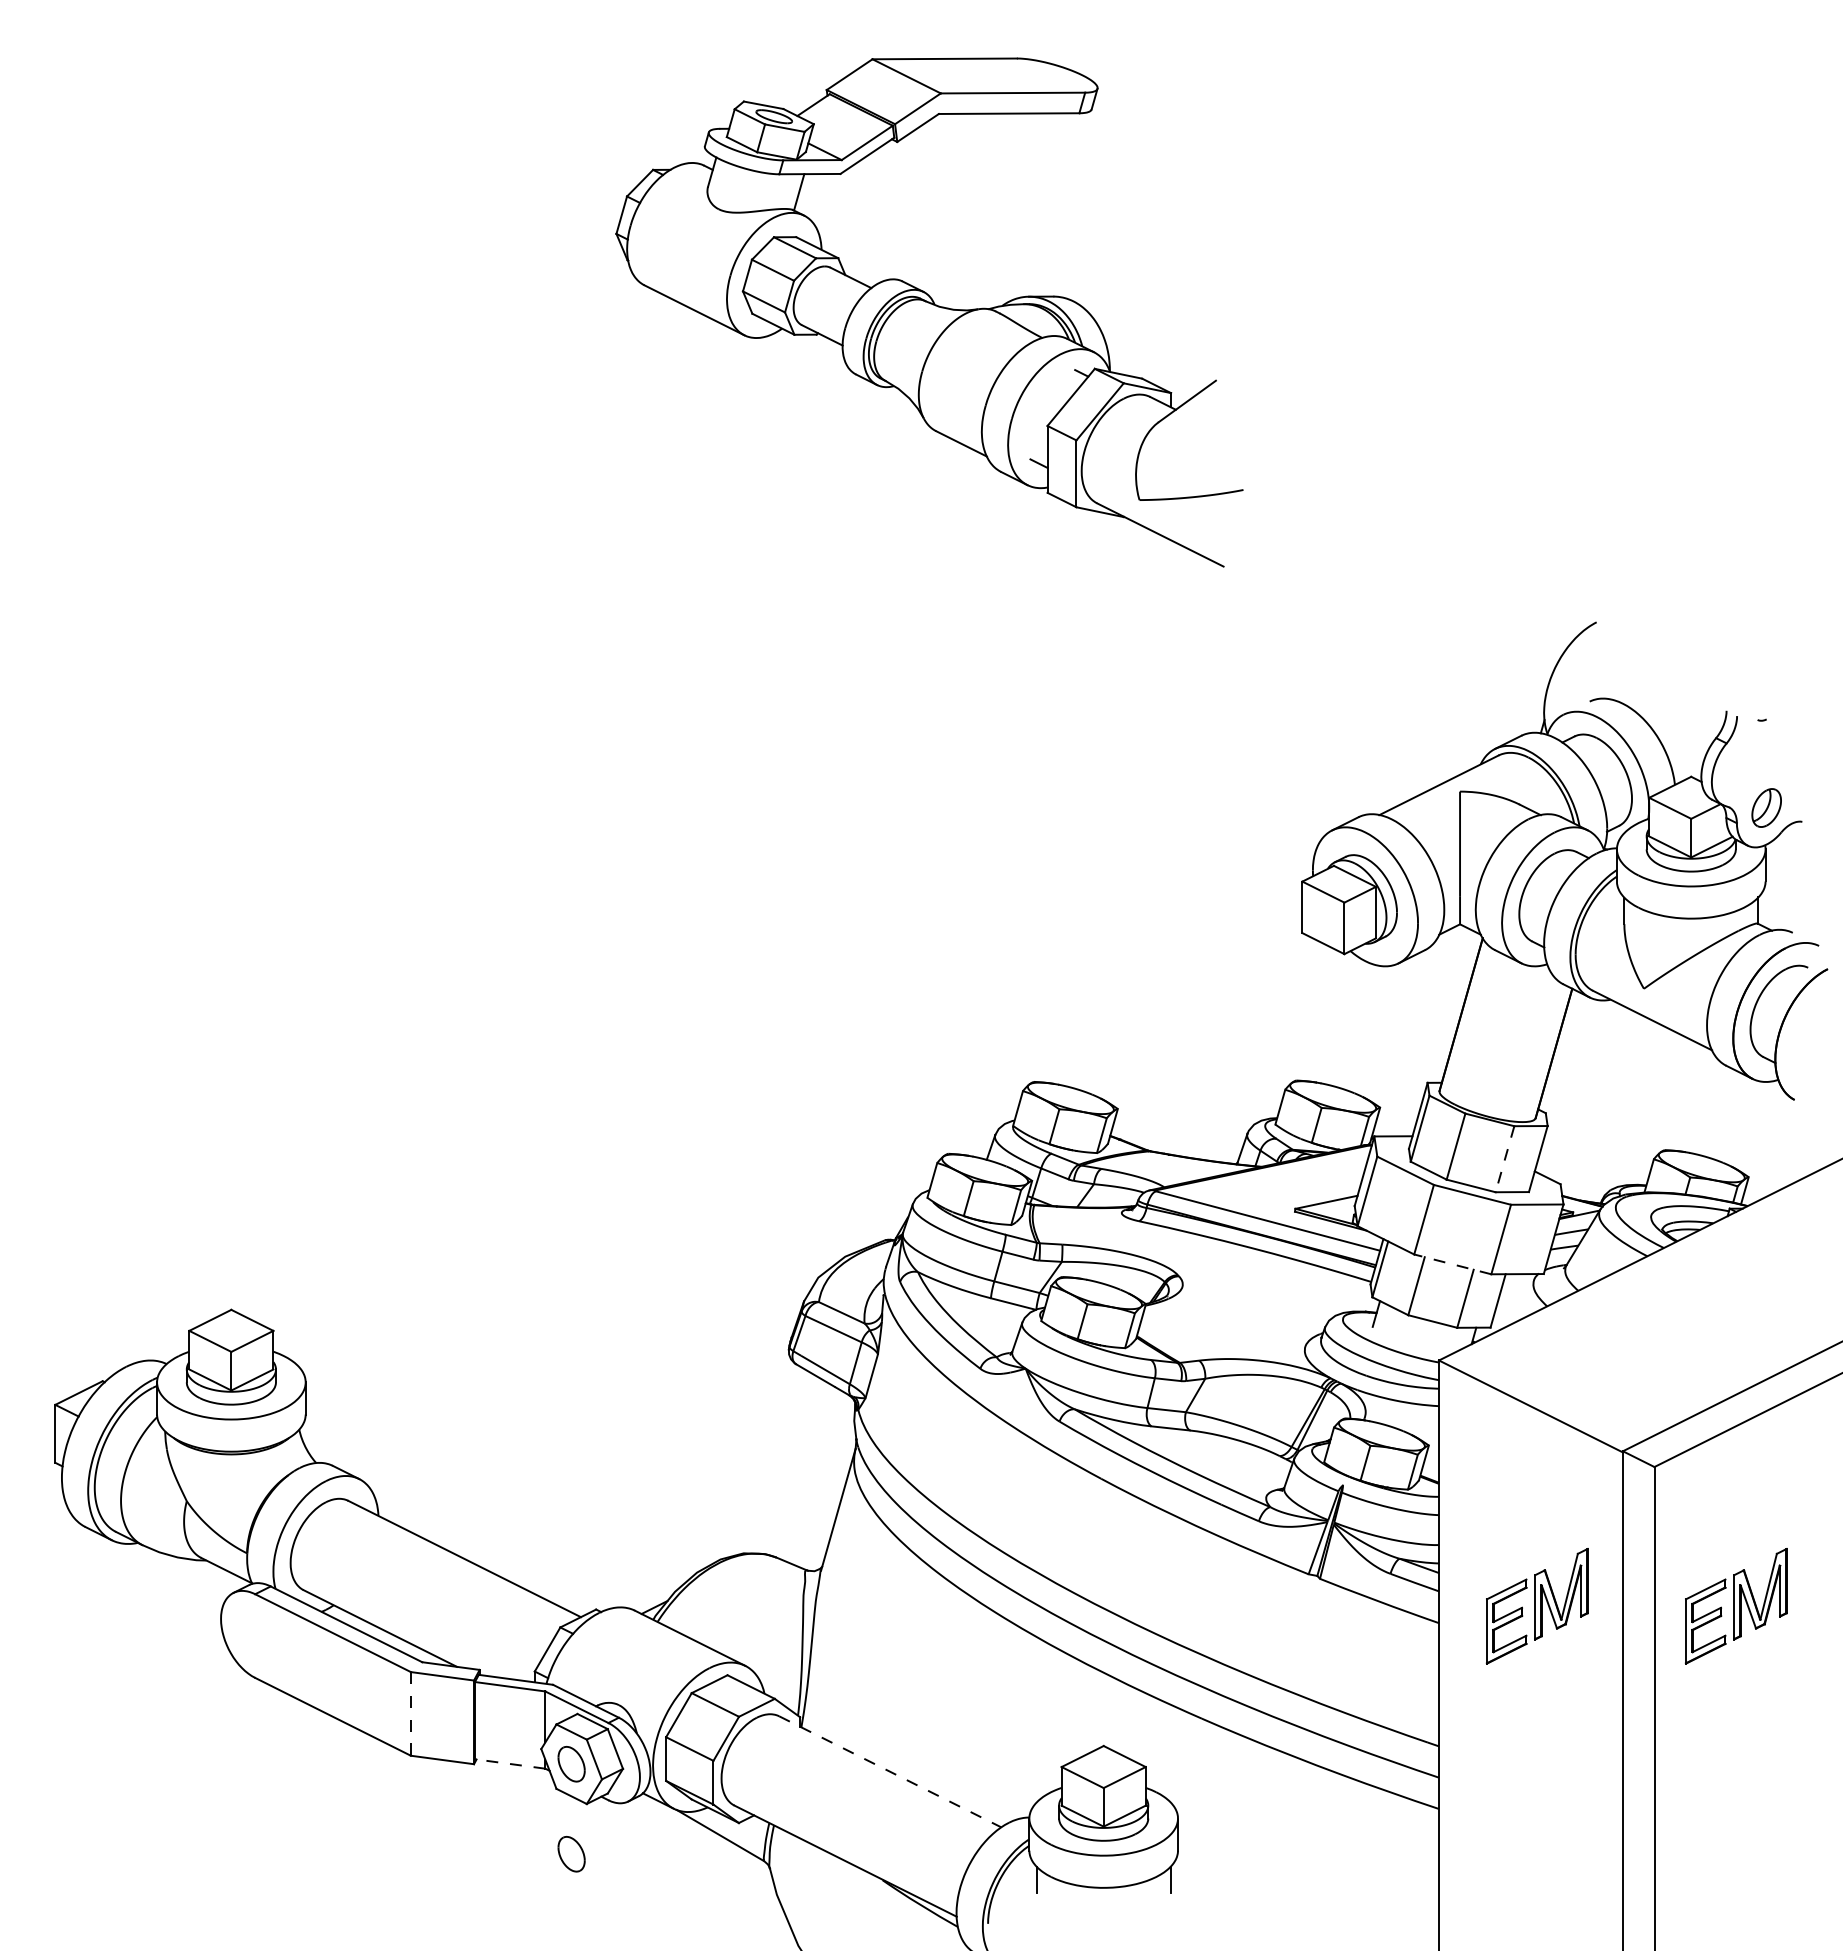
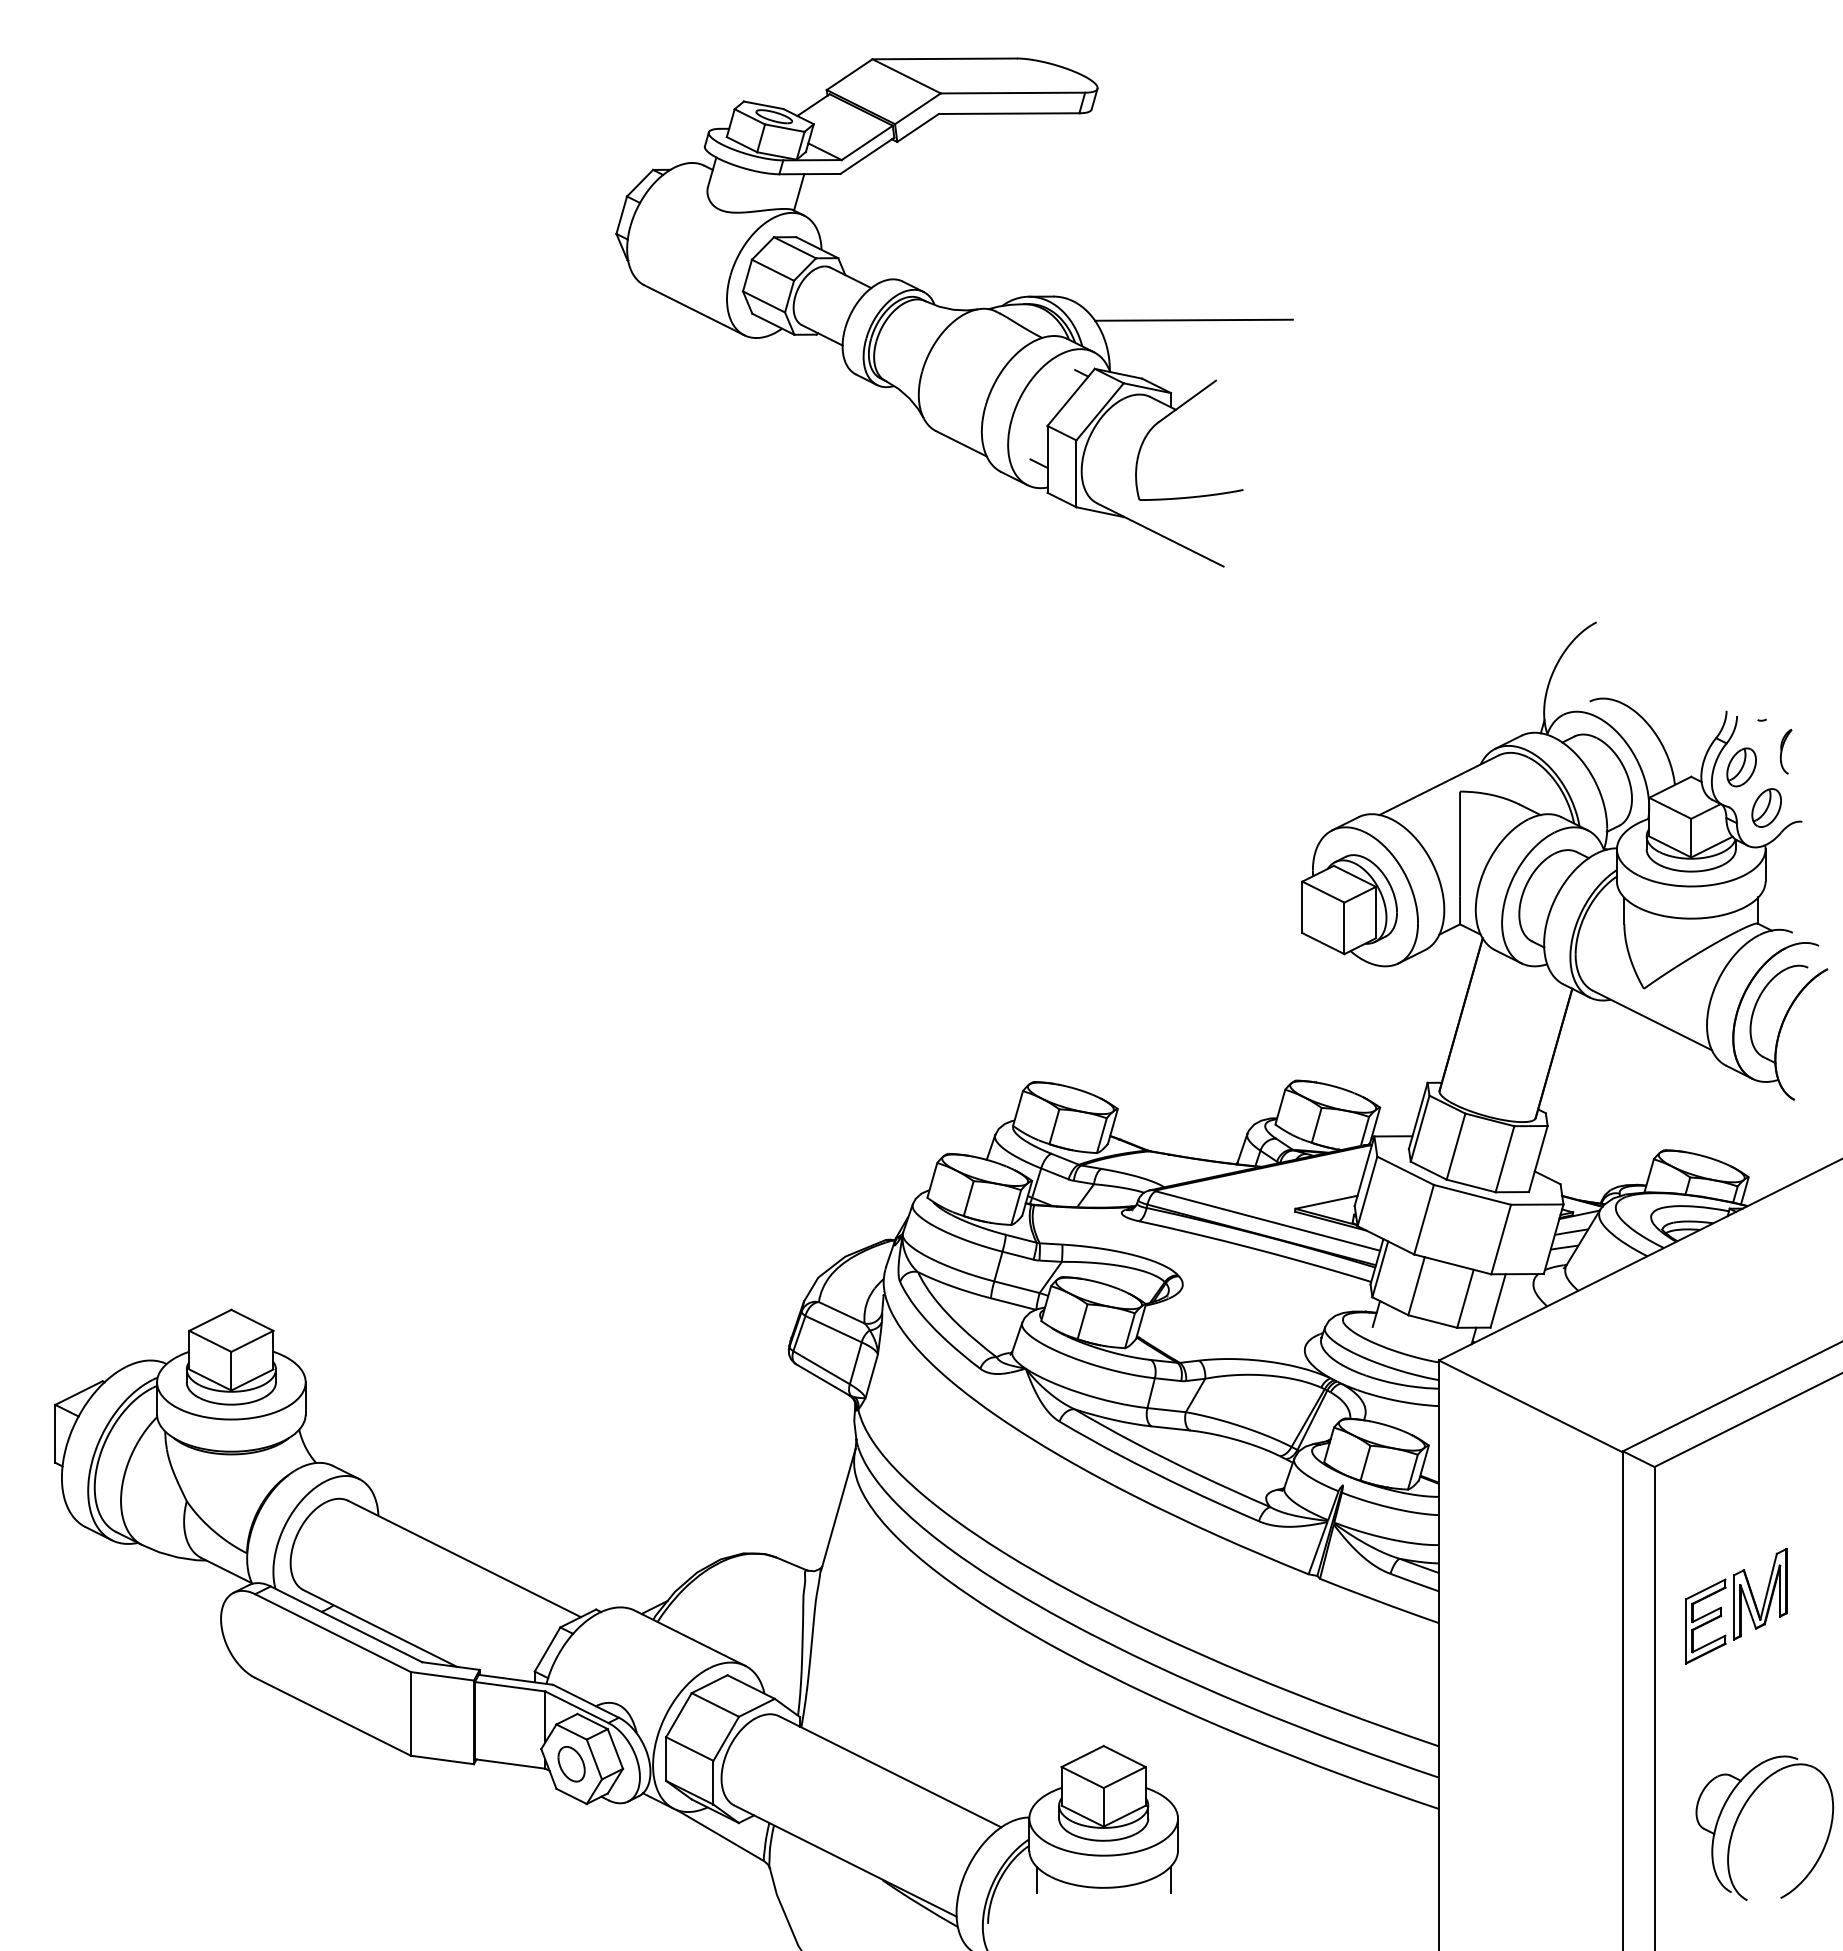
line: none -> present (1193, 319)
part: none -> present (1785, 751)
part: none -> present (1741, 767)
line: dashed -> solid (1504, 1159)
line: dashed -> solid (1452, 1264)
part: present -> none (1537, 1606)
line: dashed -> solid (410, 1713)
line: dashed -> solid (510, 1763)
line: dashed -> solid (890, 1772)
part: none -> present (1738, 1819)
part: present -> none (571, 1854)
